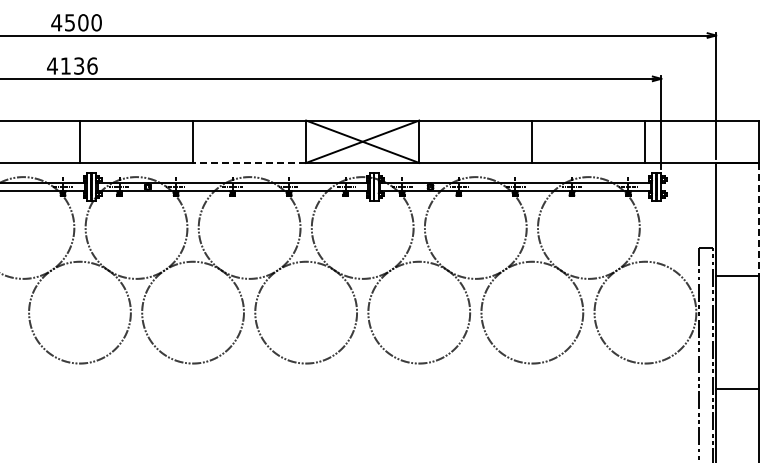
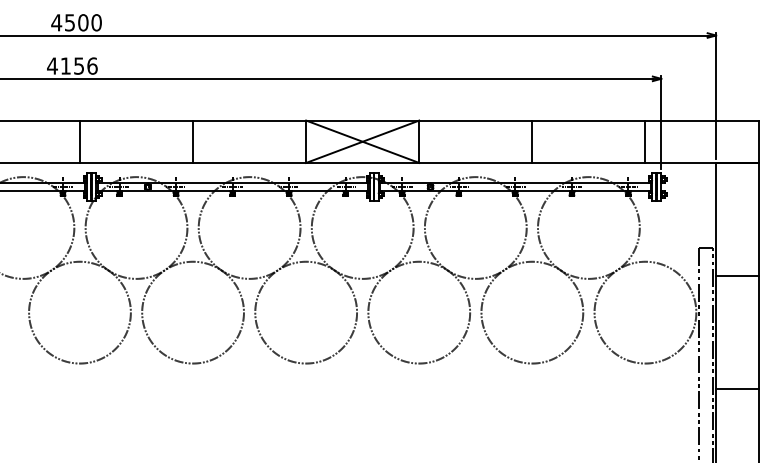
text: 4136 -> 4156 (79, 65)
line: dashed -> solid (249, 162)
line: dashed -> solid (758, 219)
